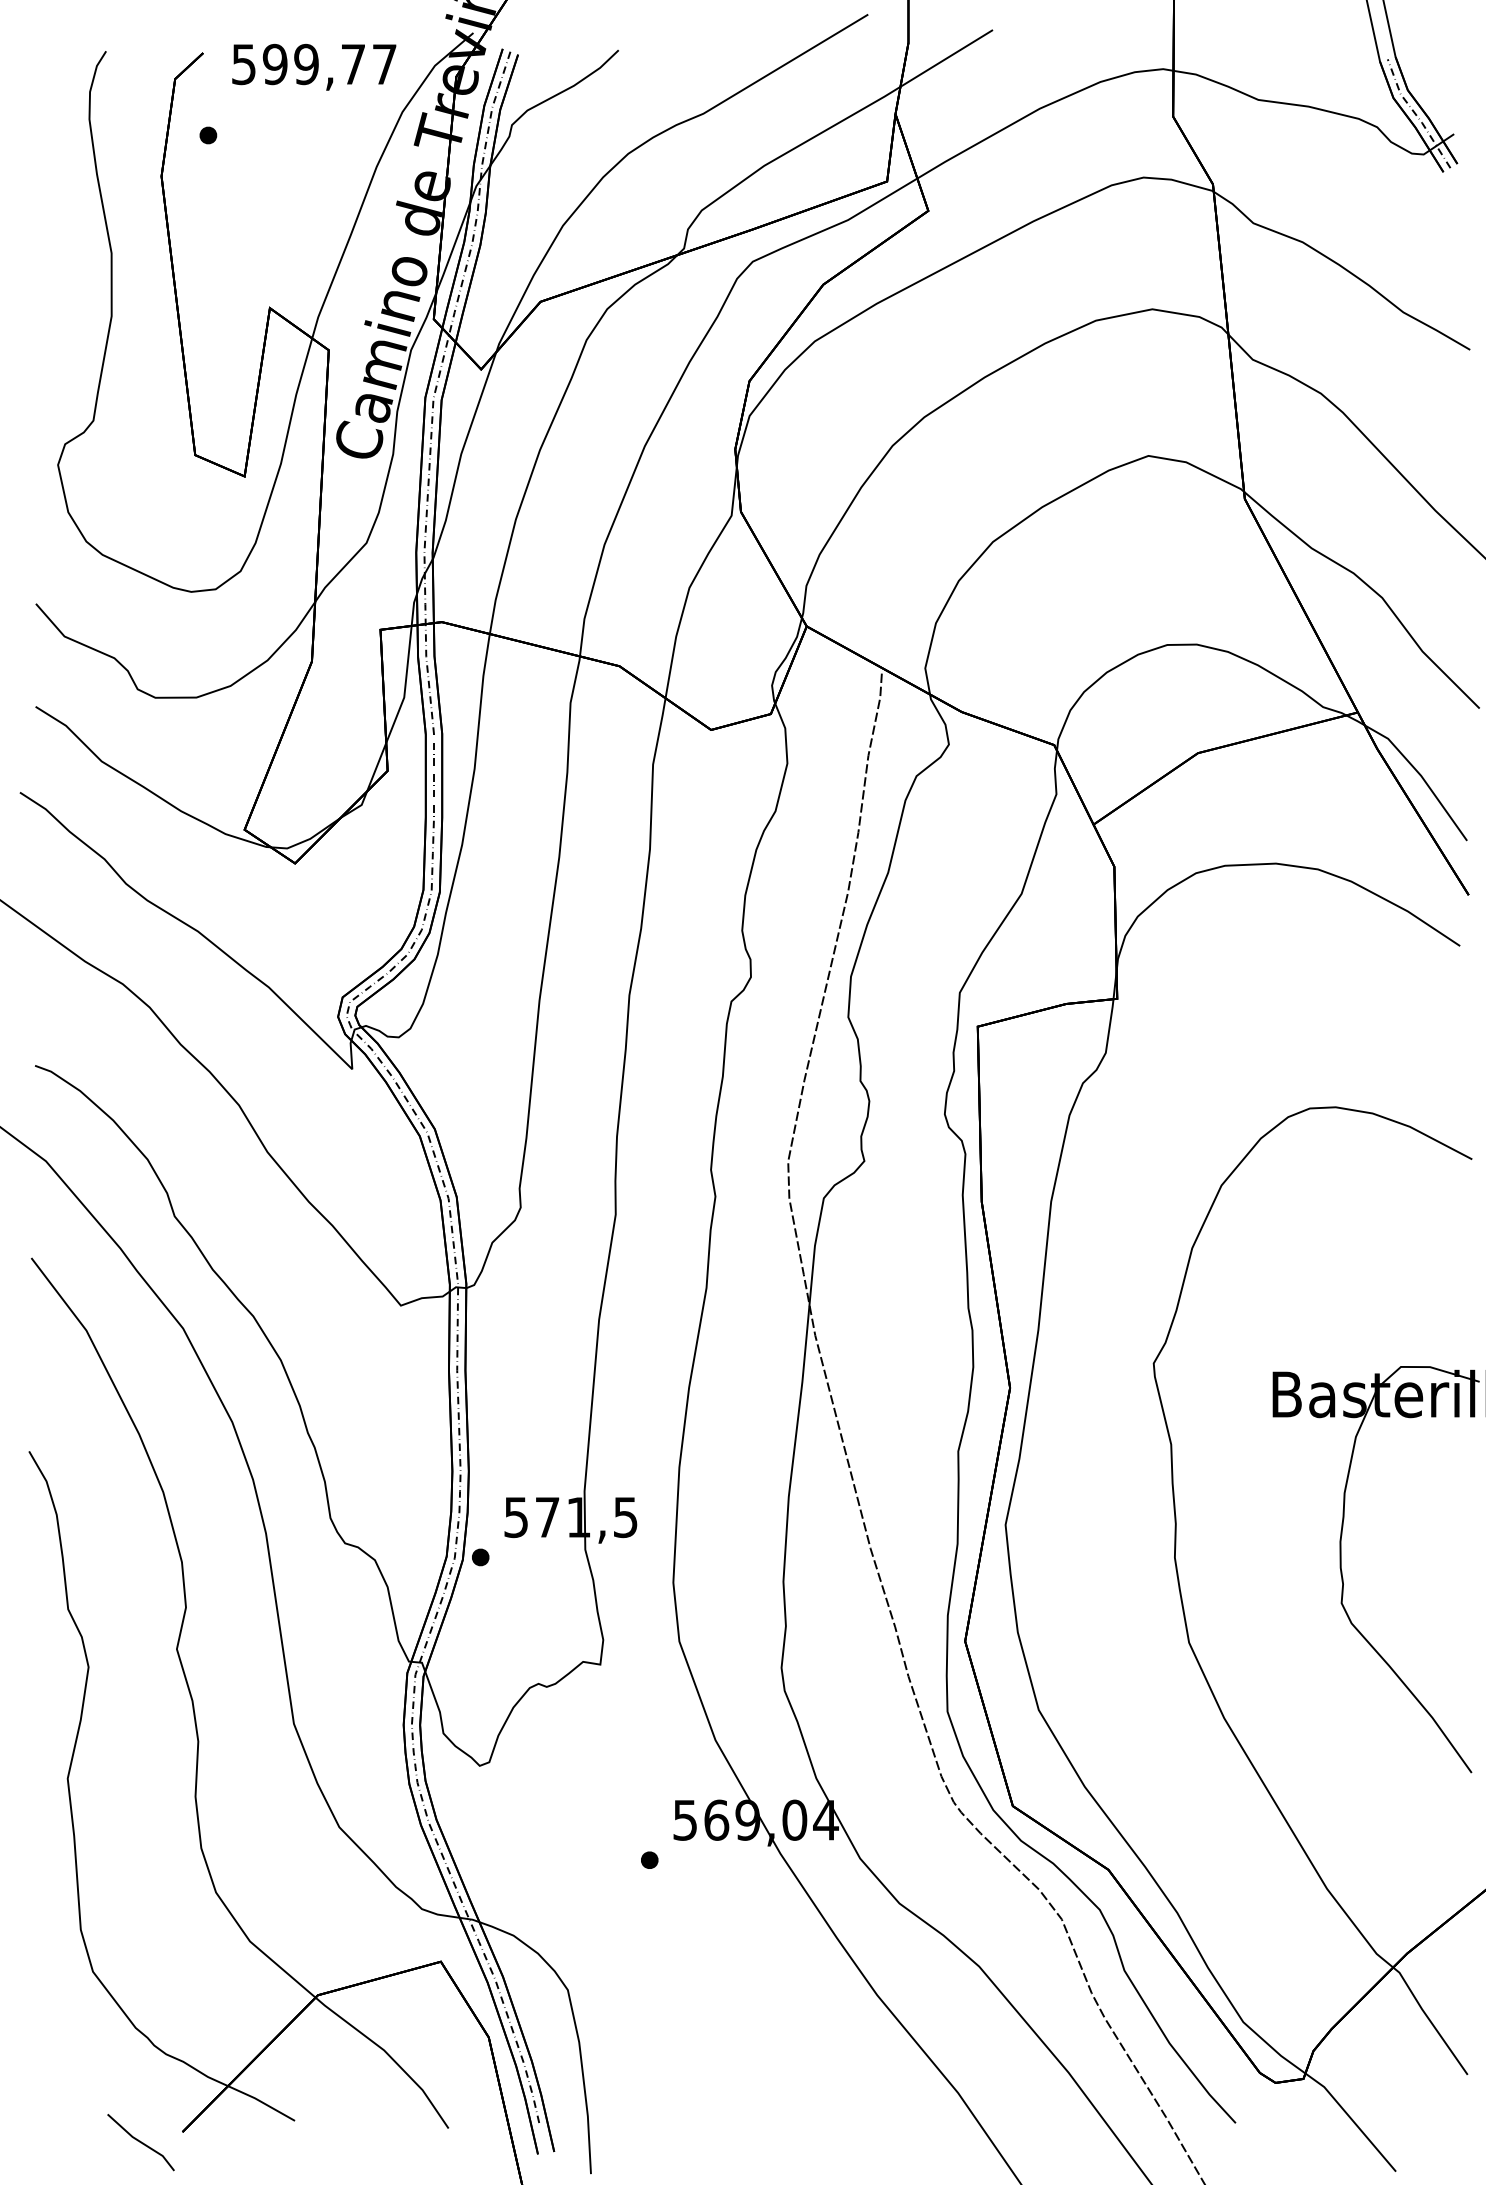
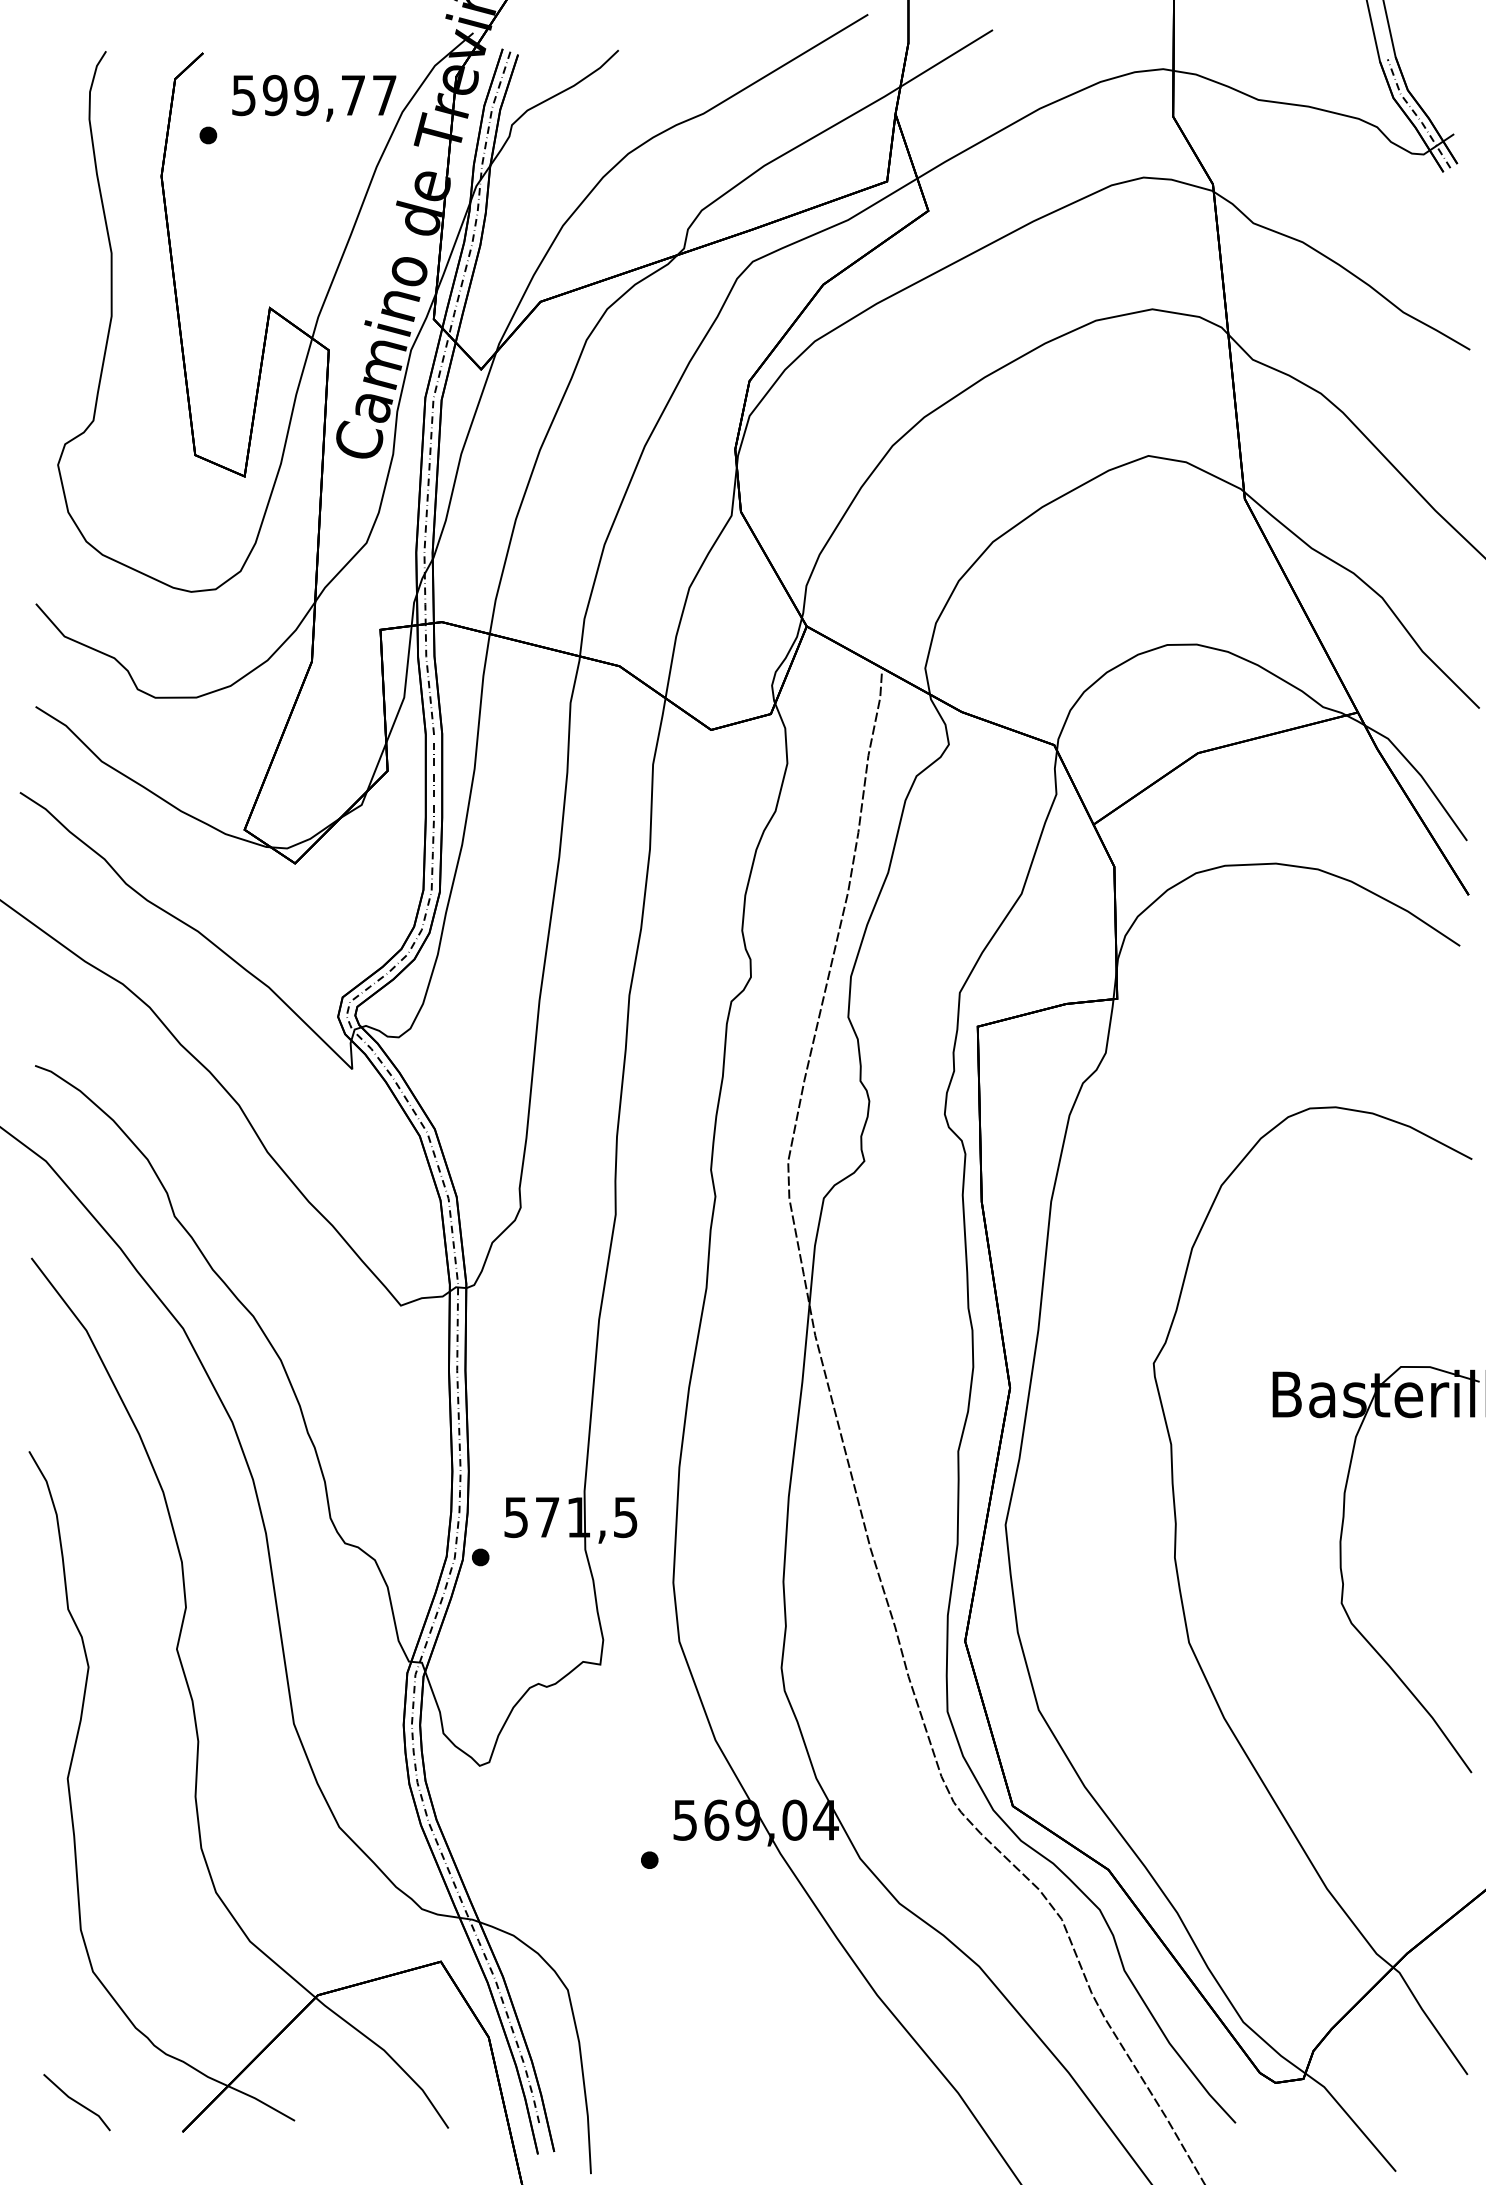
text position: (314, 66) -> (314, 97) (314, 97)
line position: (140, 2142) -> (76, 2102) (76, 2102)
